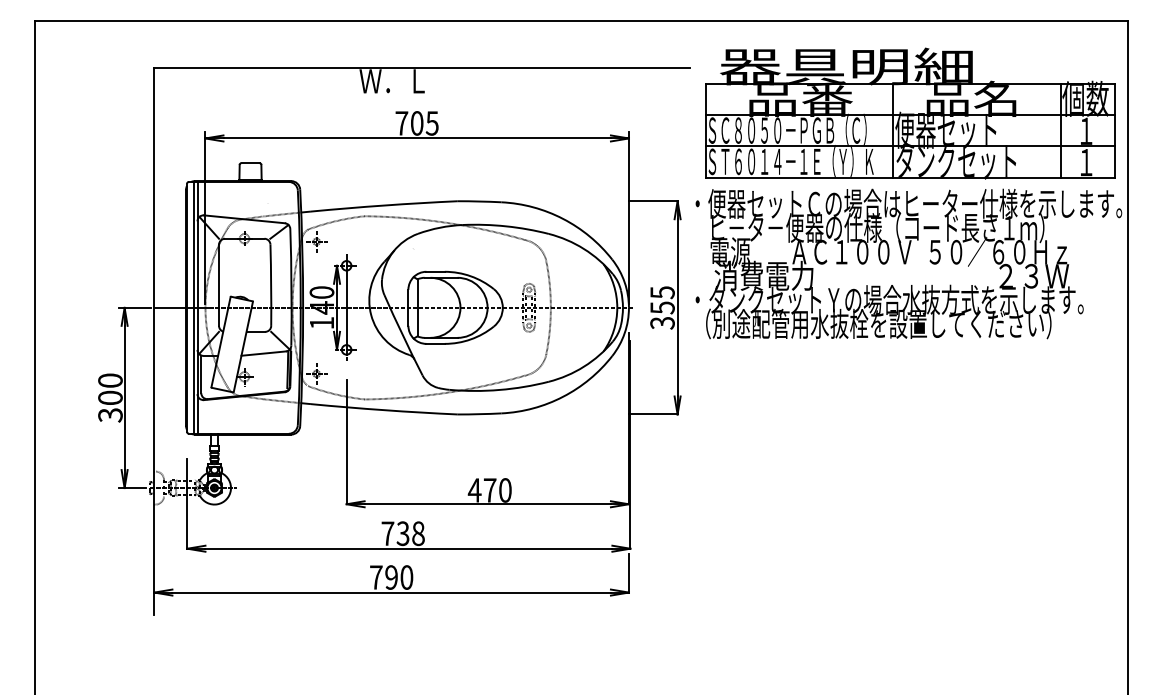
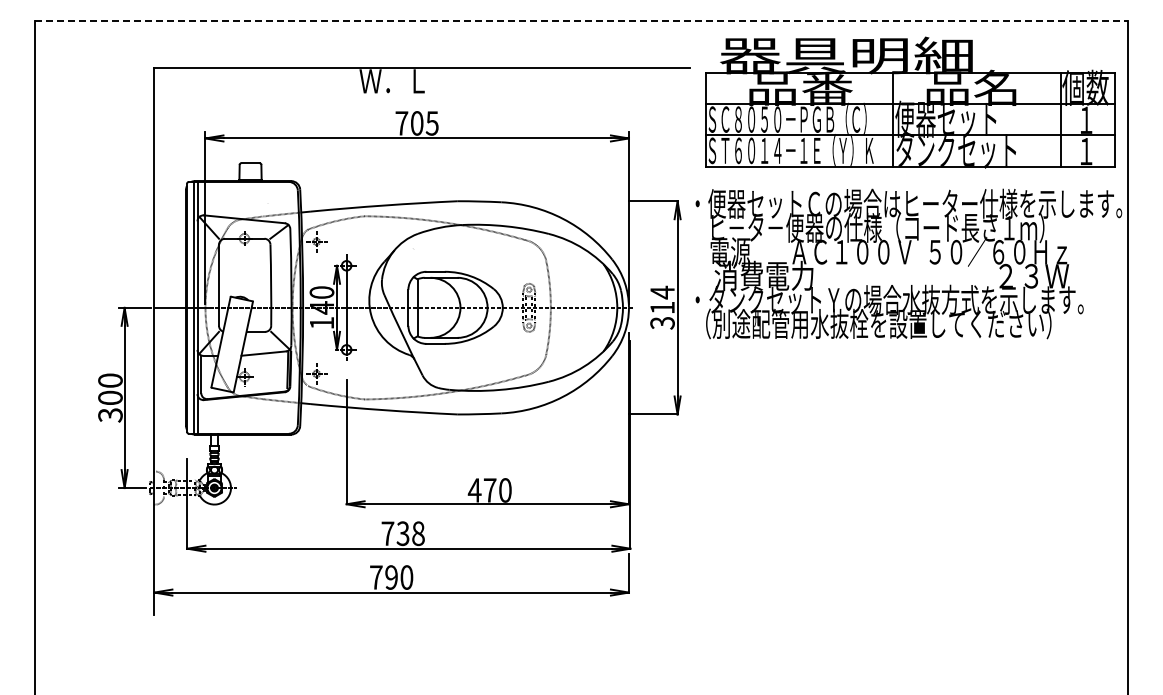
line: solid -> dashed (581, 20)
part position: (910, 113) -> (910, 102) (910, 102)
text: 355 -> 314 (662, 299)
